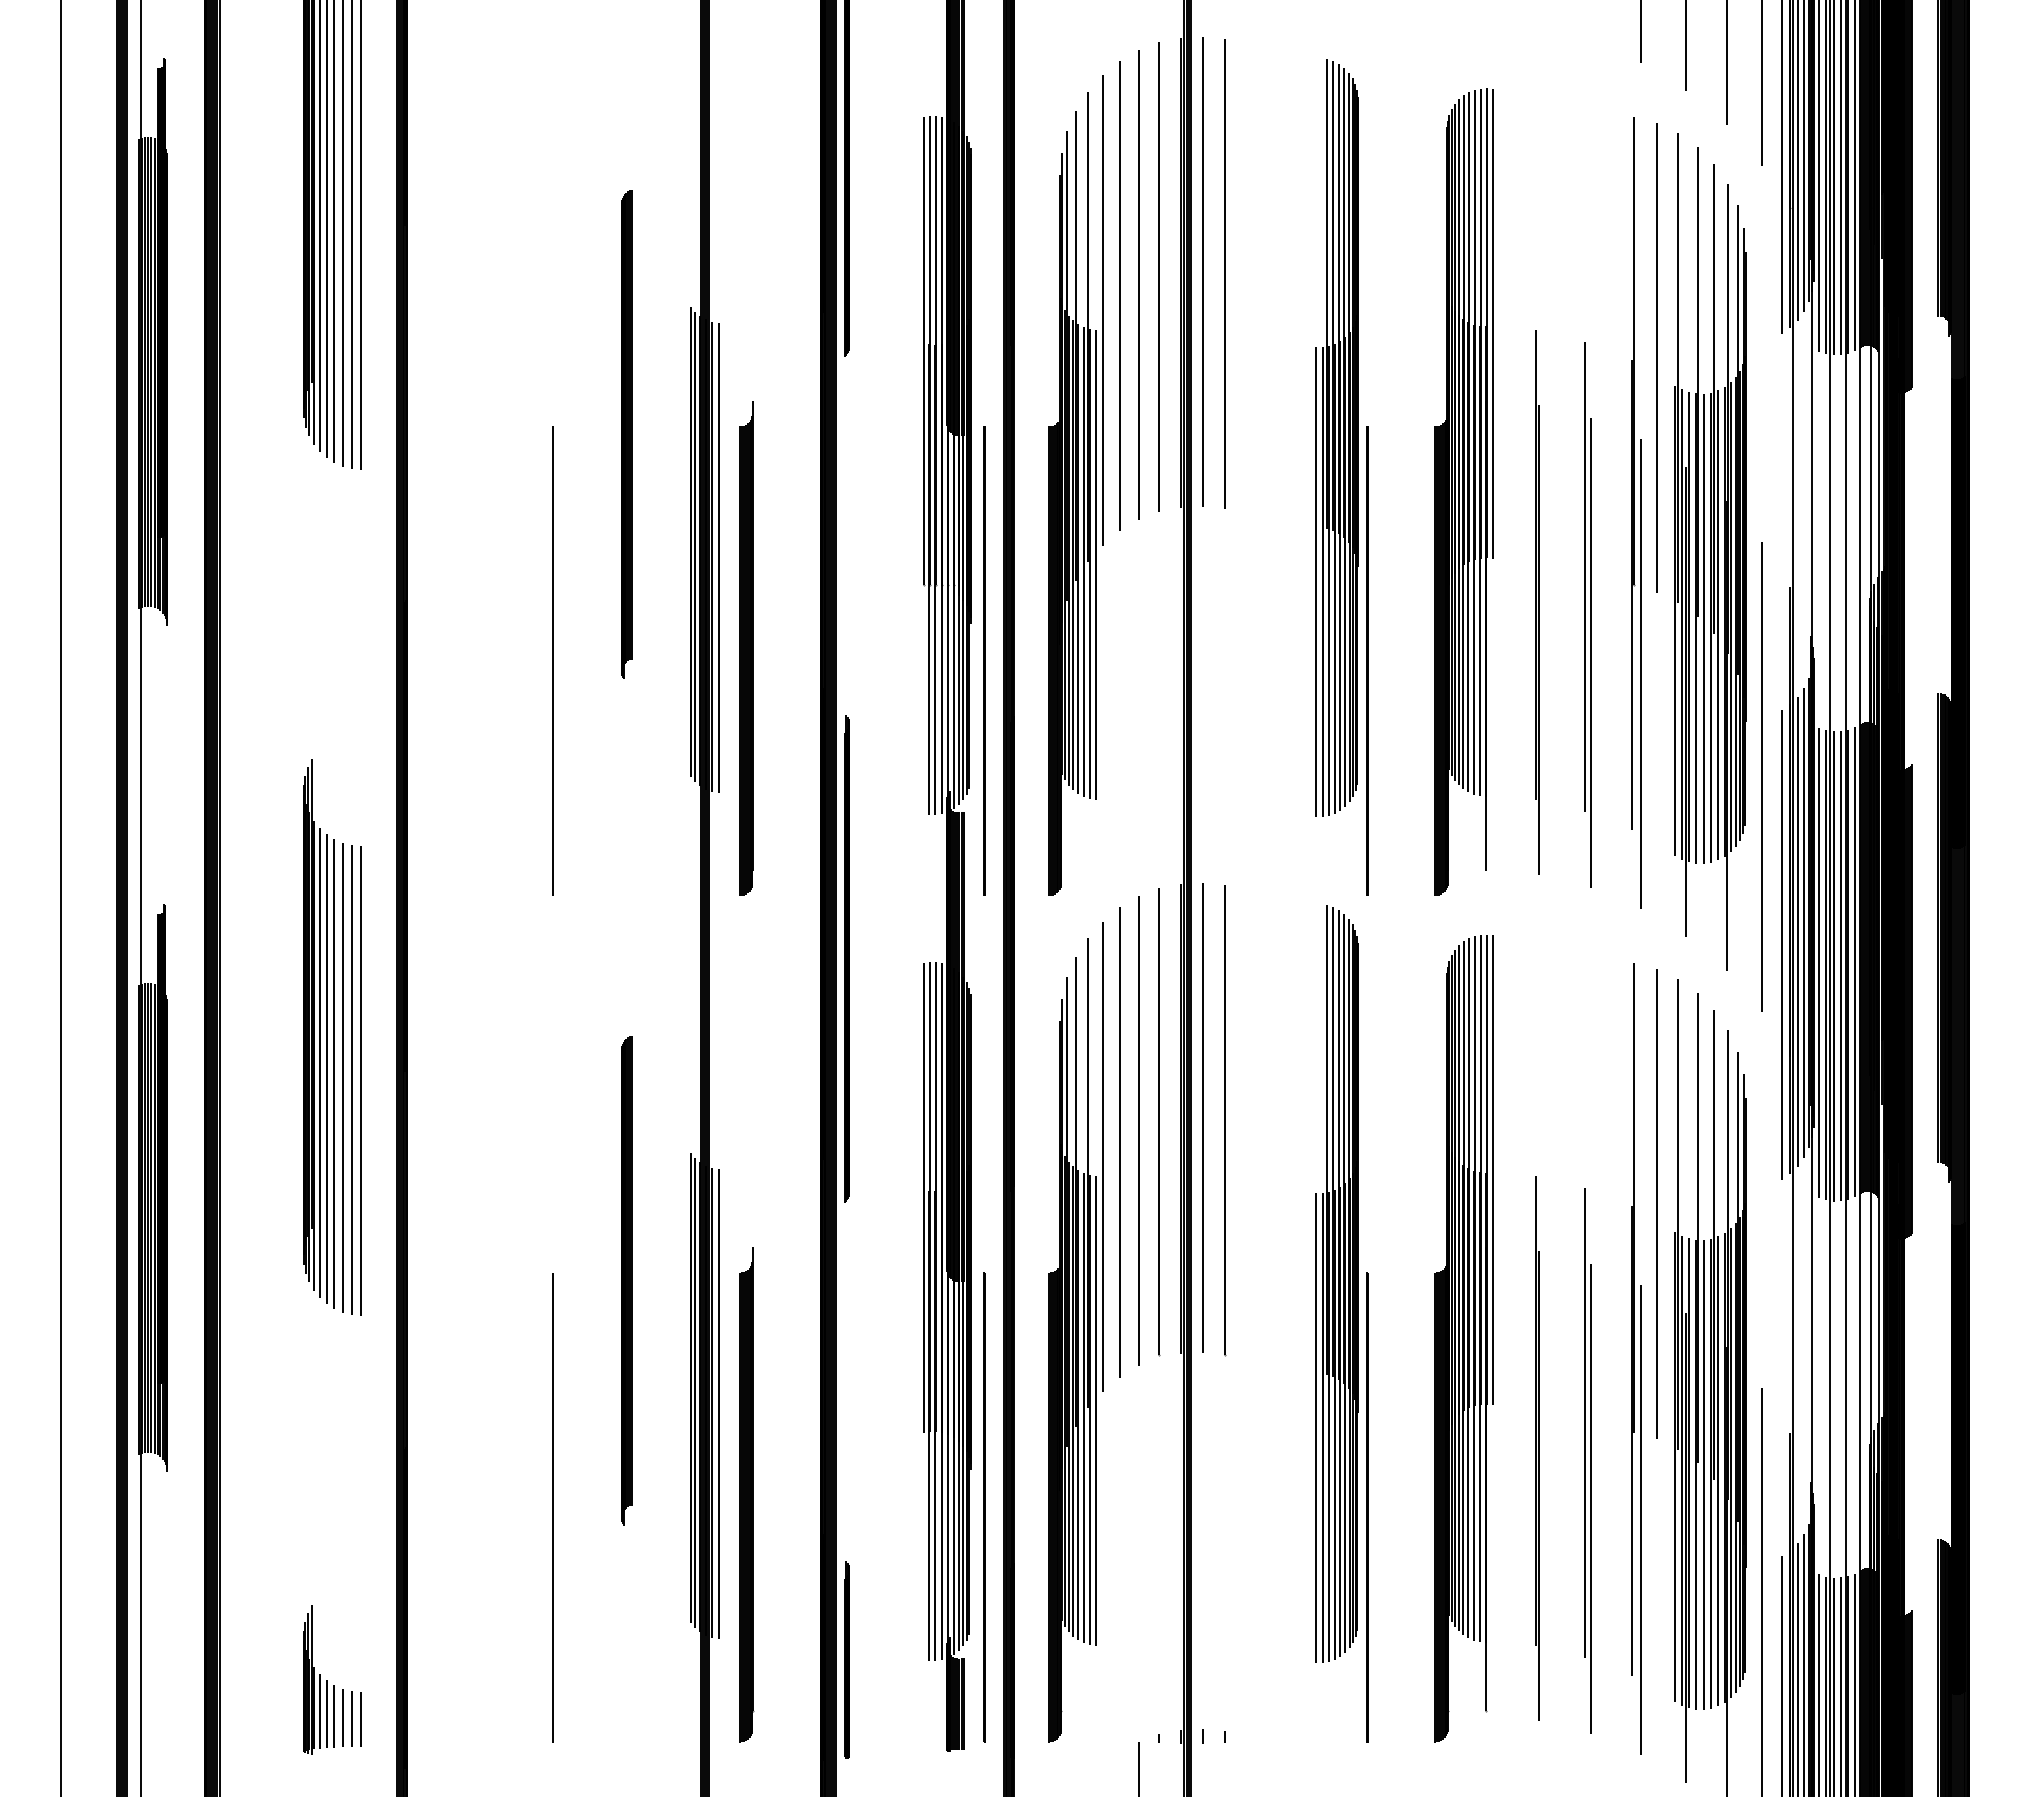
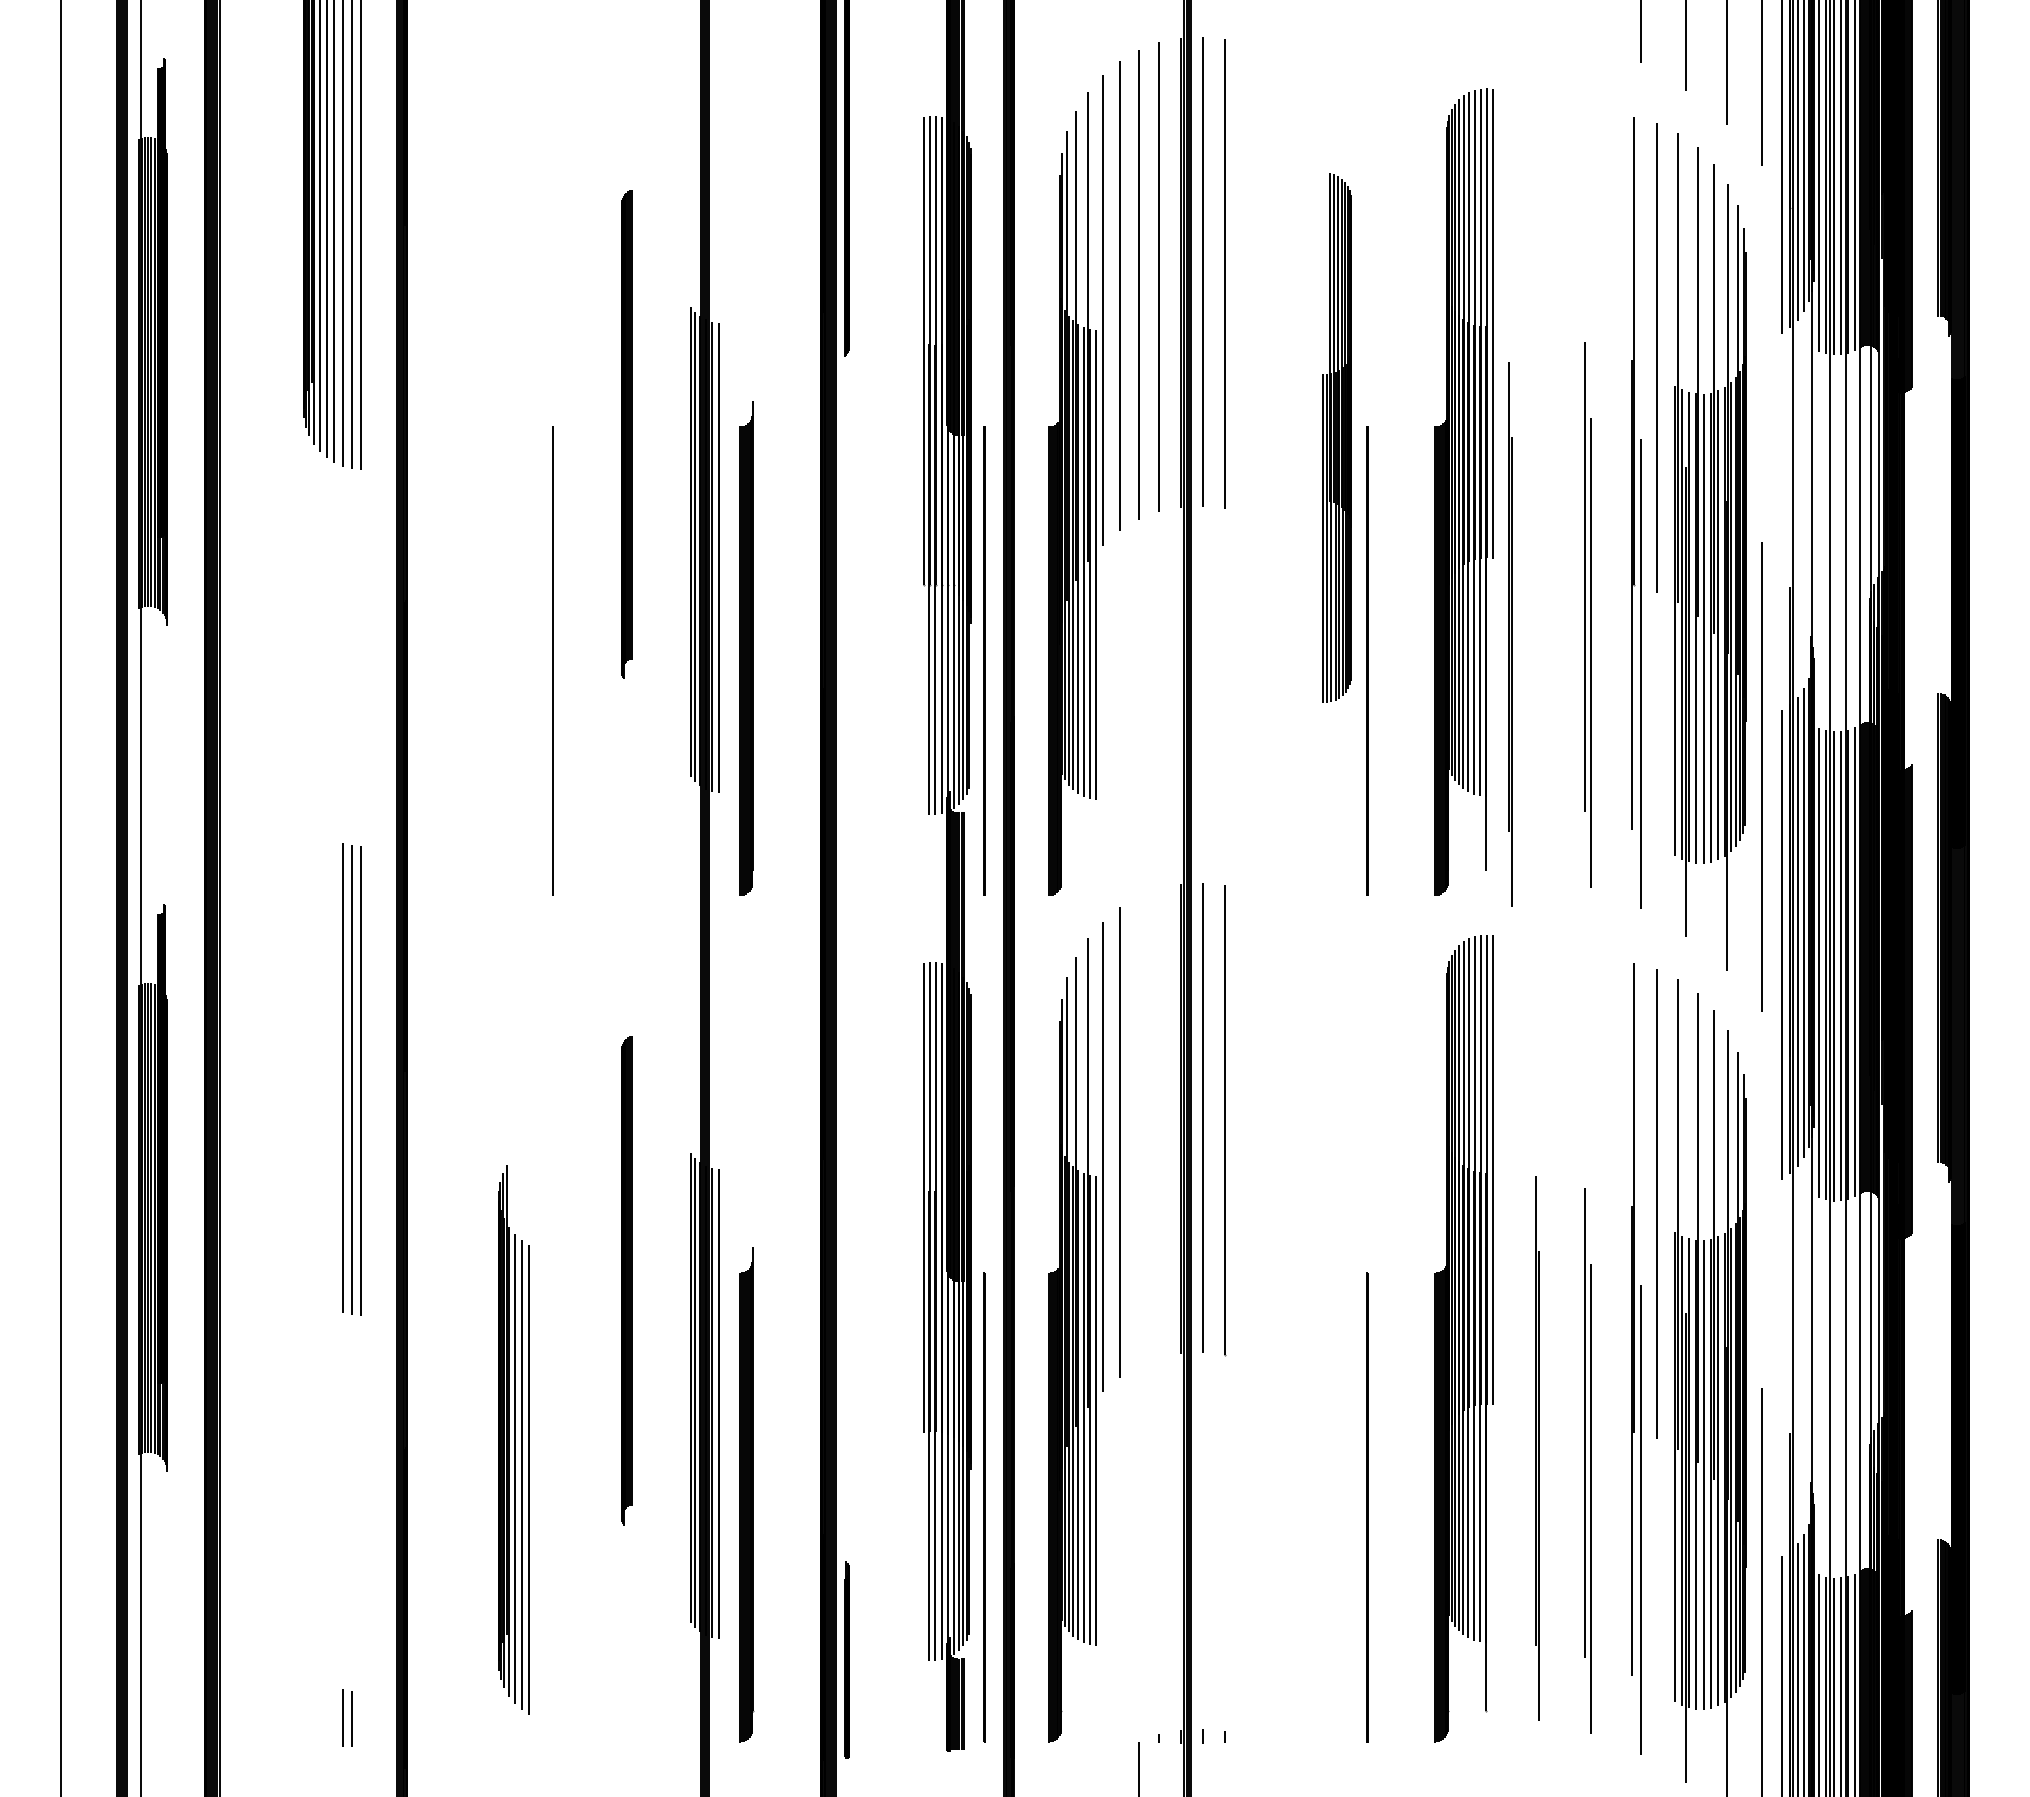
part size: 44x758 px -> 30x530 px (1336, 437)
part position: (1537, 602) -> (1510, 634) (1510, 634)
part: present -> none (846, 958)
part position: (318, 1033) -> (513, 1439) (513, 1439)
line: present -> none (1159, 1122)
line: present -> none (1138, 1130)
part: present -> none (1336, 1283)
line: present -> none (552, 1507)
part: present -> none (318, 1679)
line: present -> none (361, 1719)
